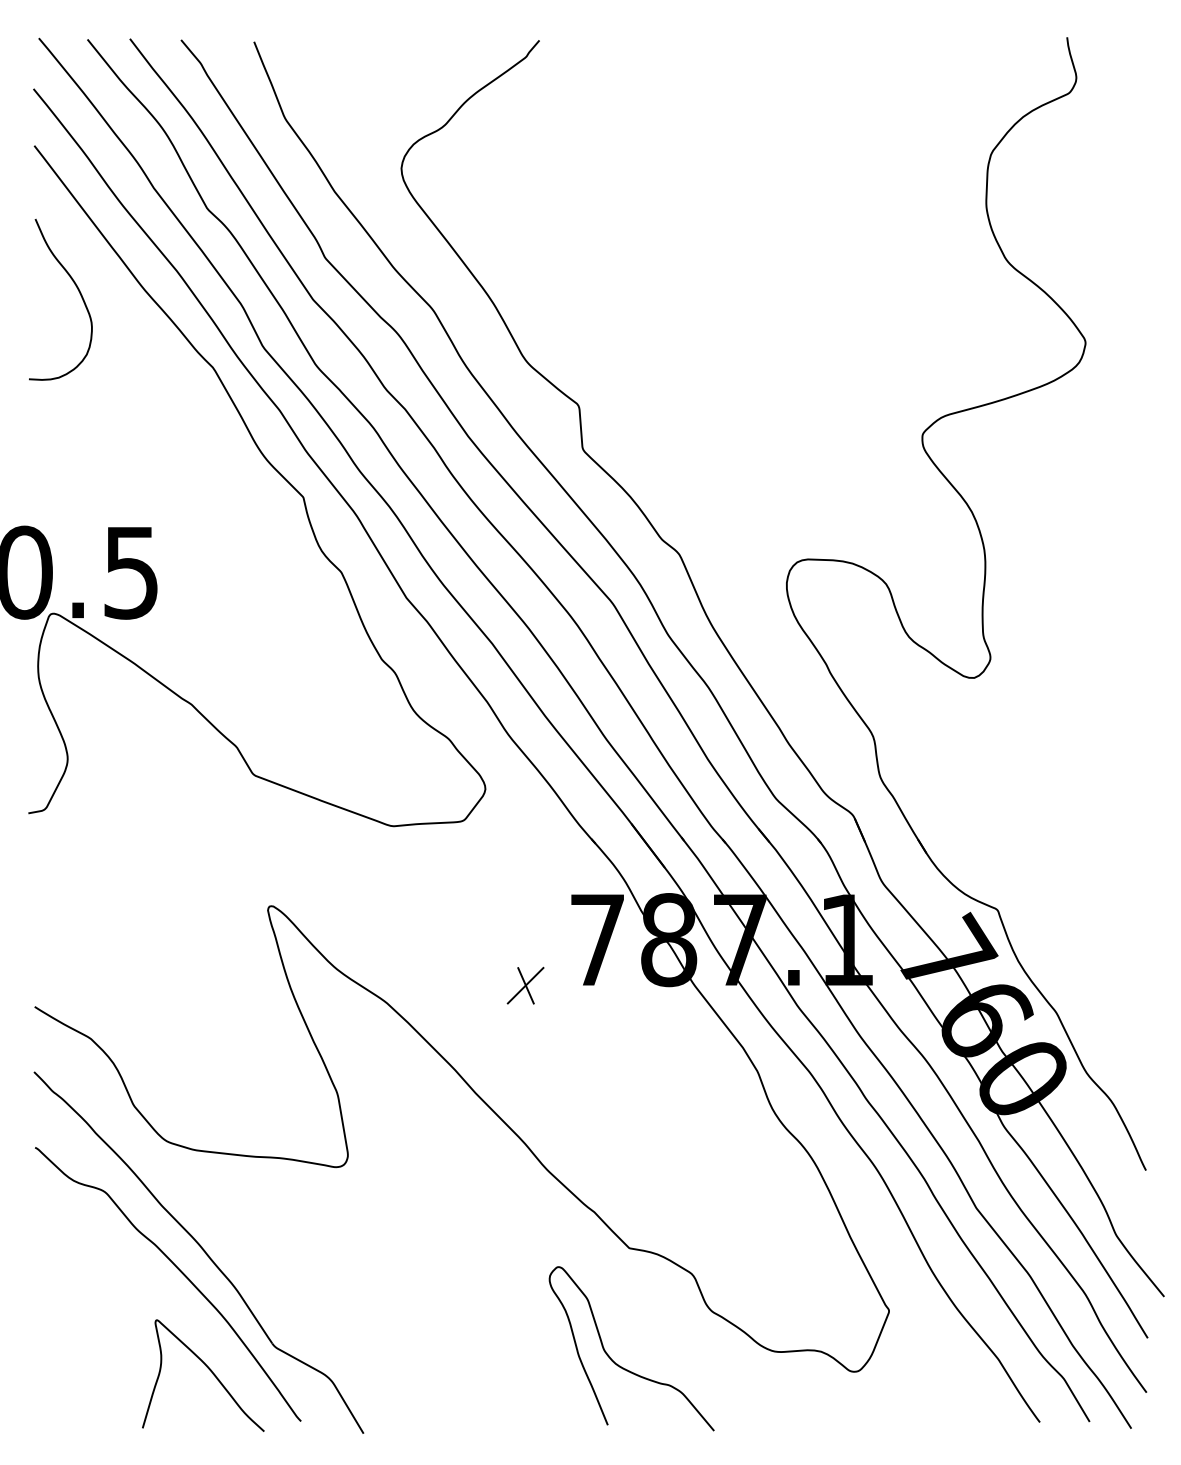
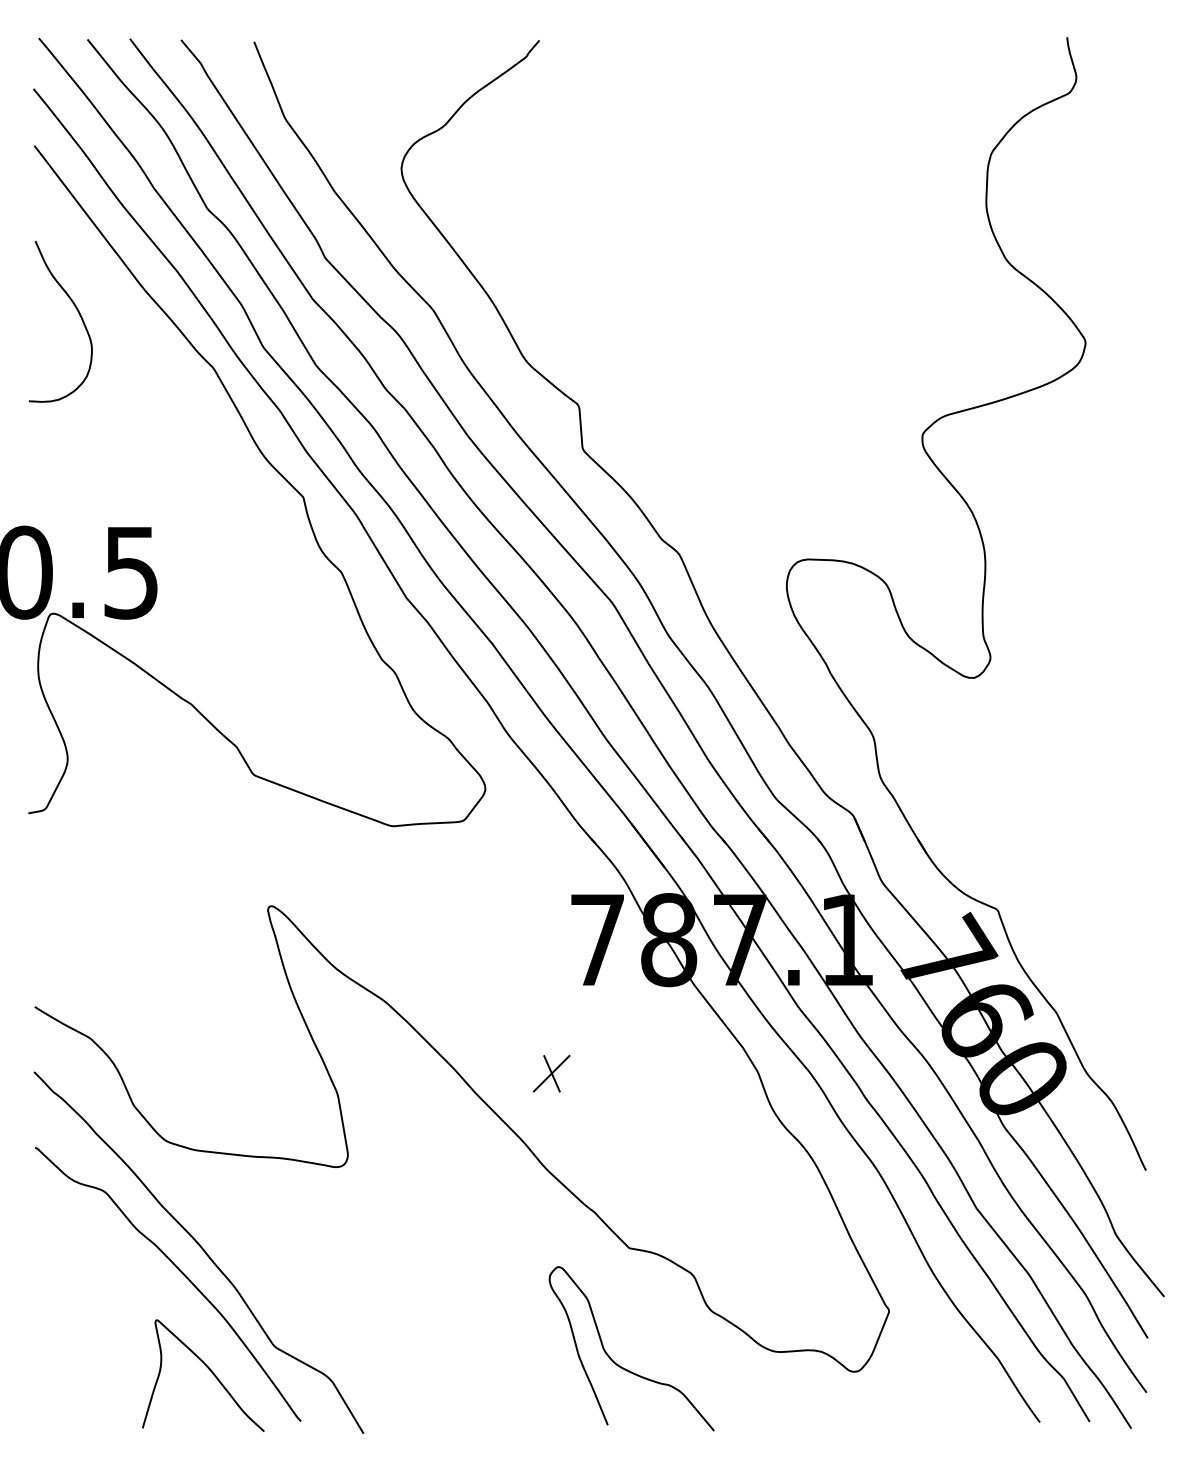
curve position: (78, 291) -> (78, 313) (78, 313)
part position: (525, 985) -> (551, 1073) (551, 1073)
